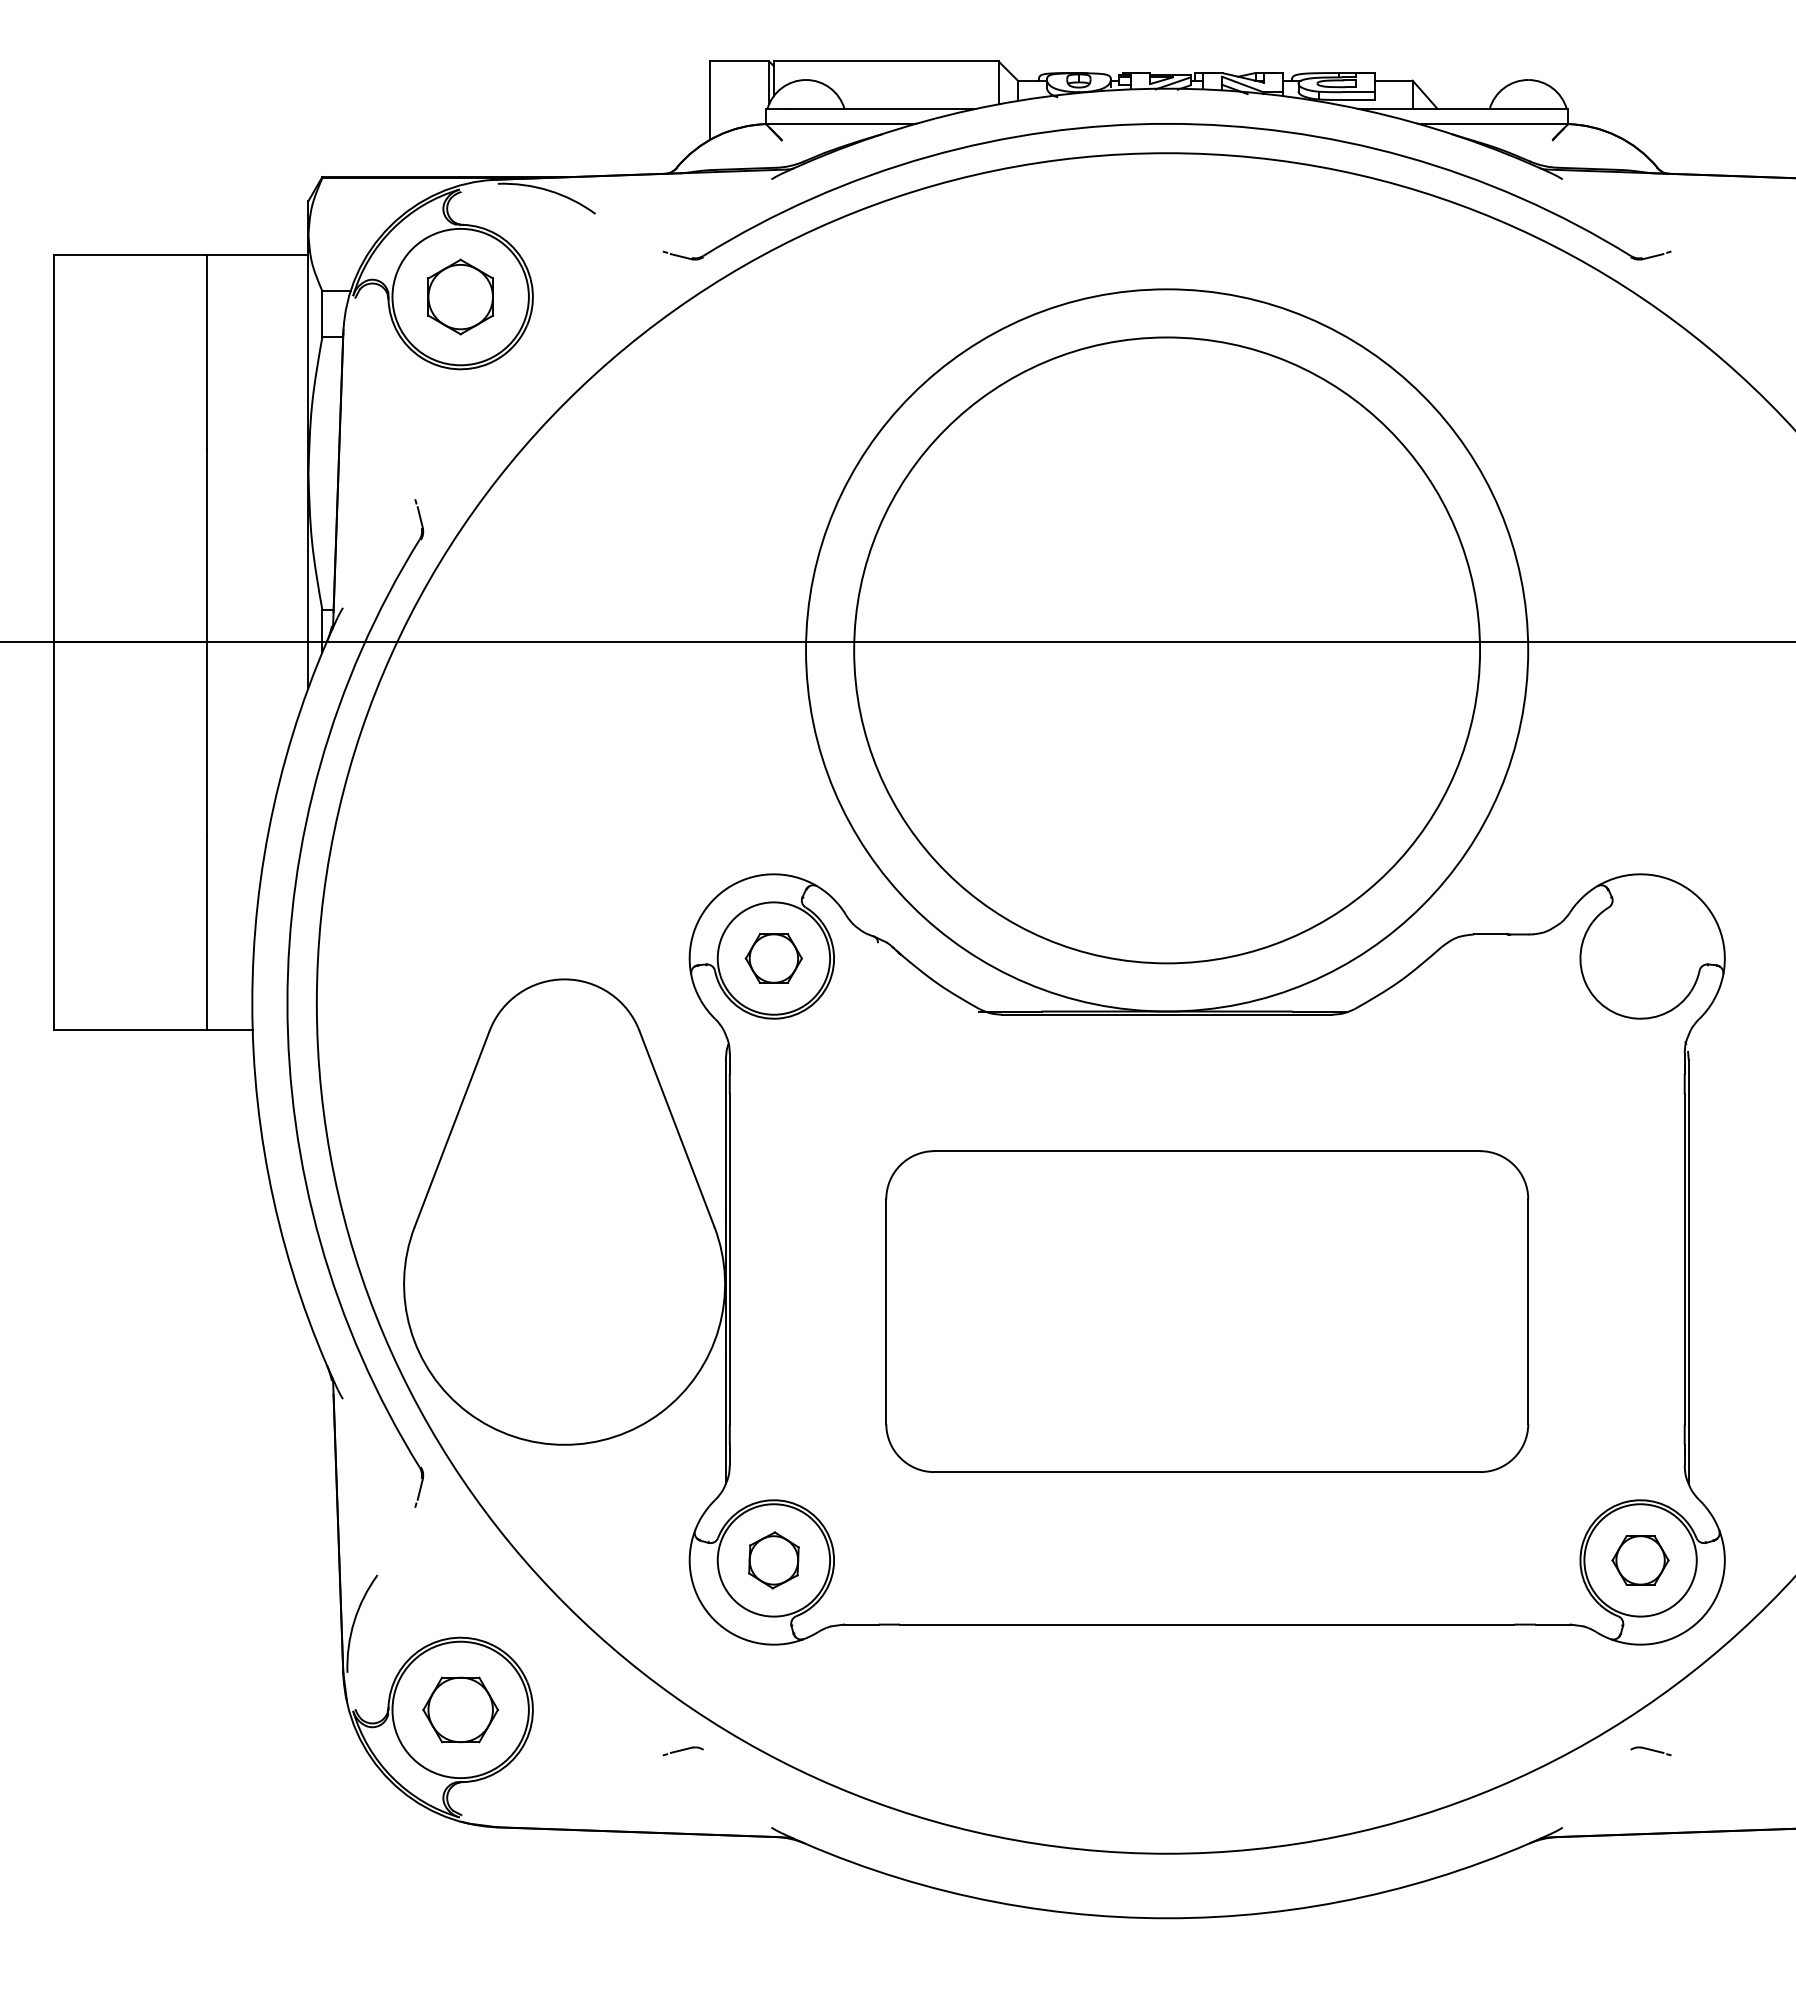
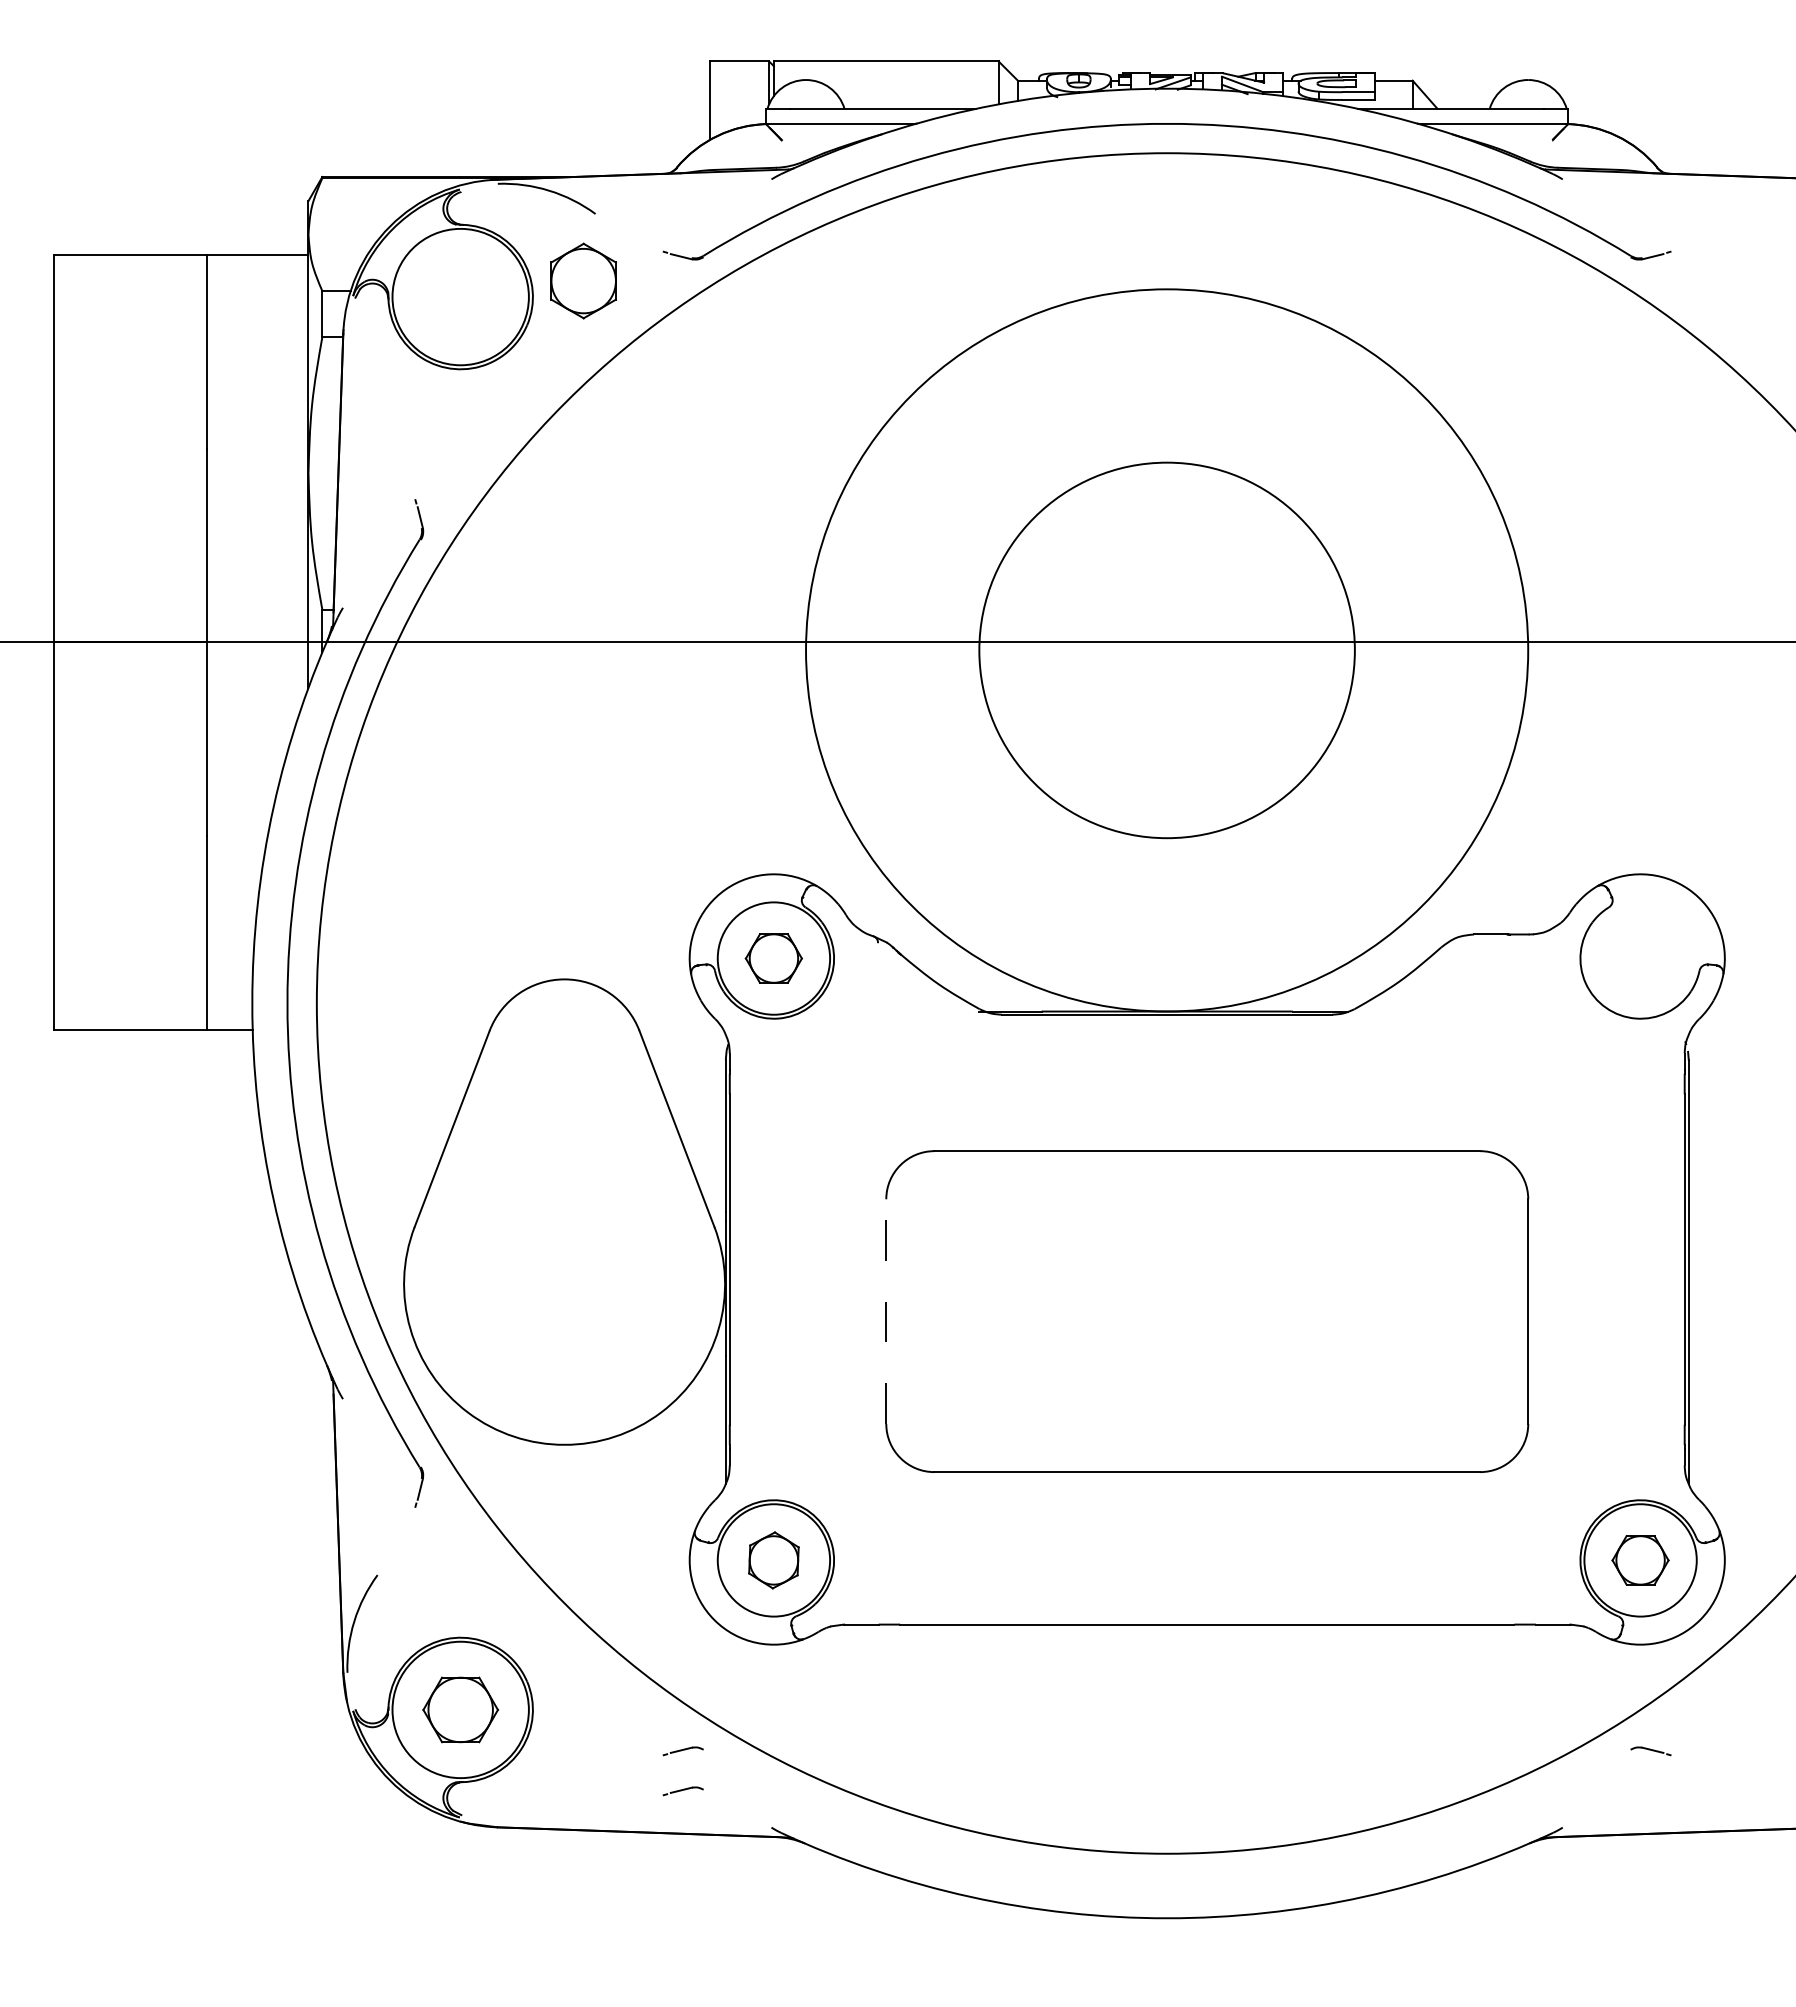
part position: (460, 296) -> (583, 280) (583, 280)
circle diameter: 626 px -> 376 px (1166, 650)
line: solid -> dashed (886, 1311)
part: none -> present (682, 1791)
